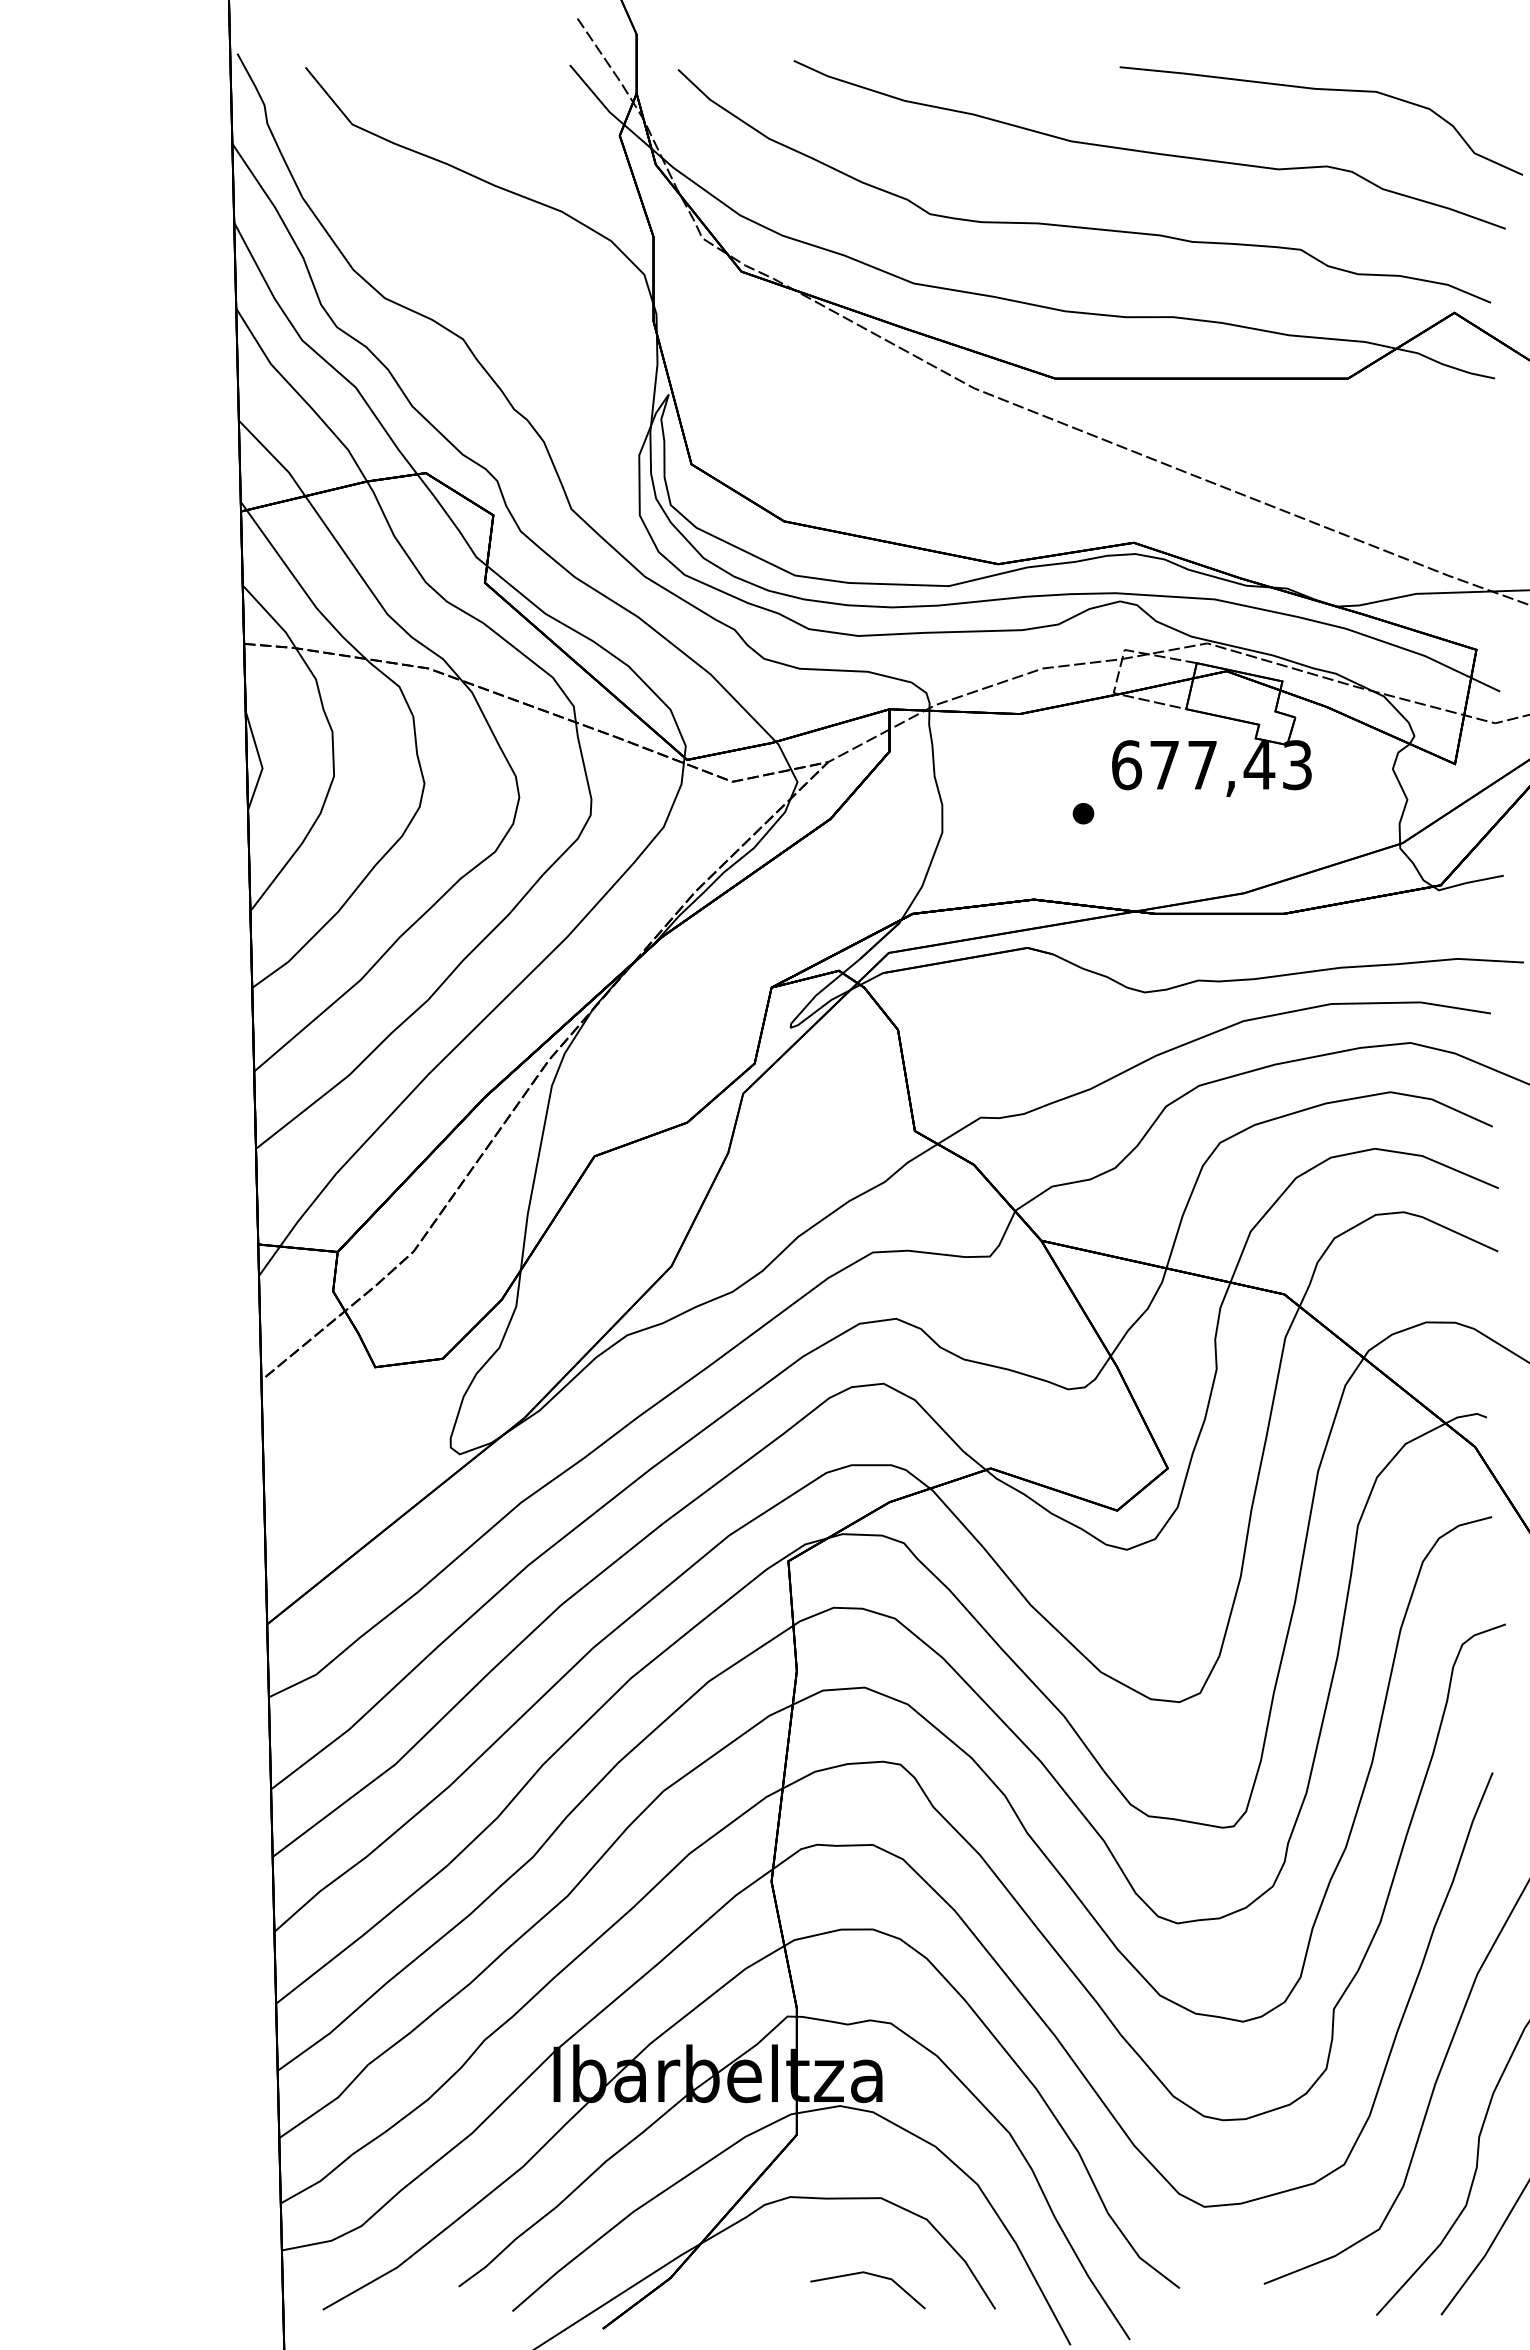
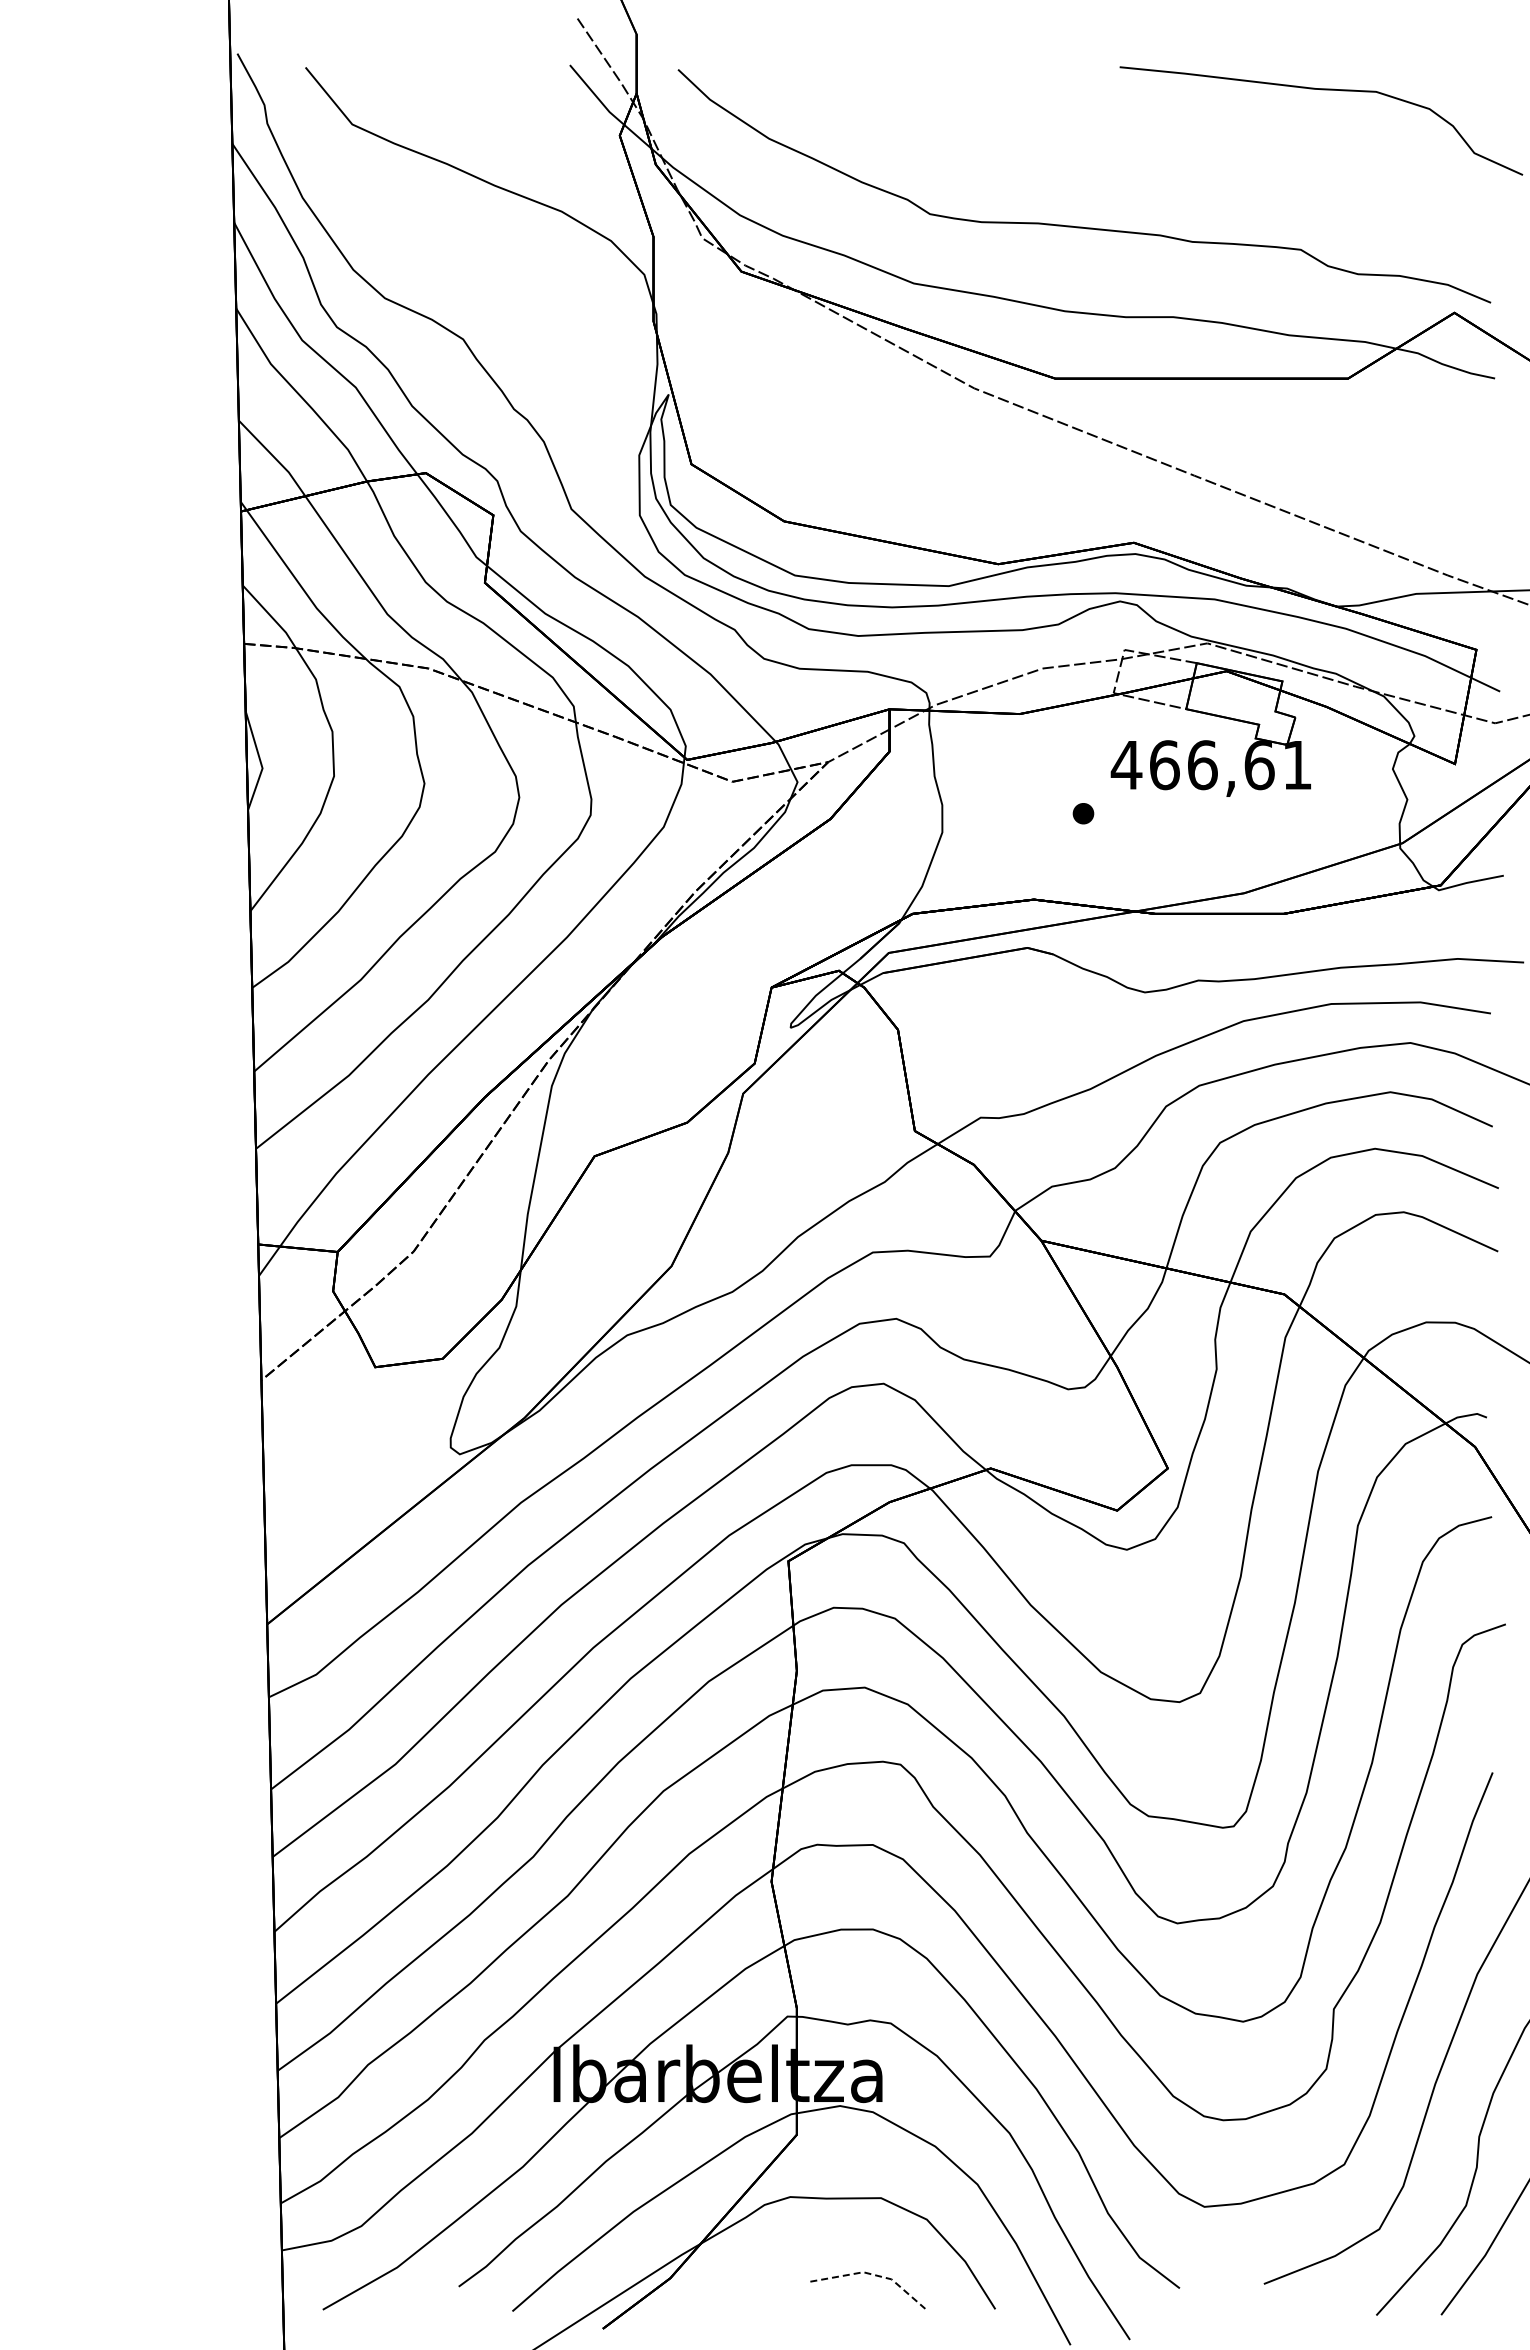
curve: present -> none (1149, 151)
text: 677,43 -> 466,61 (1210, 765)
line: solid -> dashed (873, 2274)
